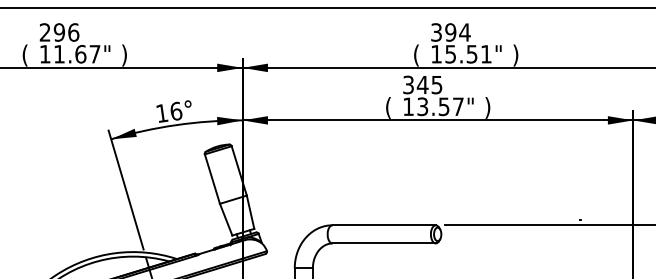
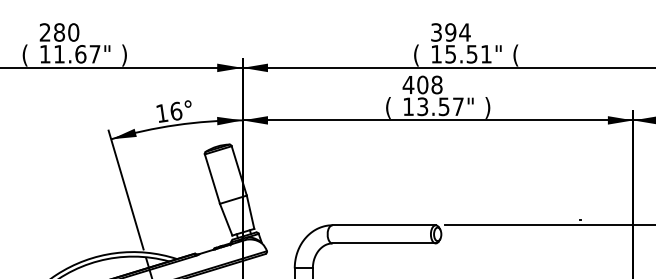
line: present -> none (327, 8)
text: 296 -> 280 (66, 32)
text: ) -> ( (515, 55)
text: 345 -> 408 (422, 84)
